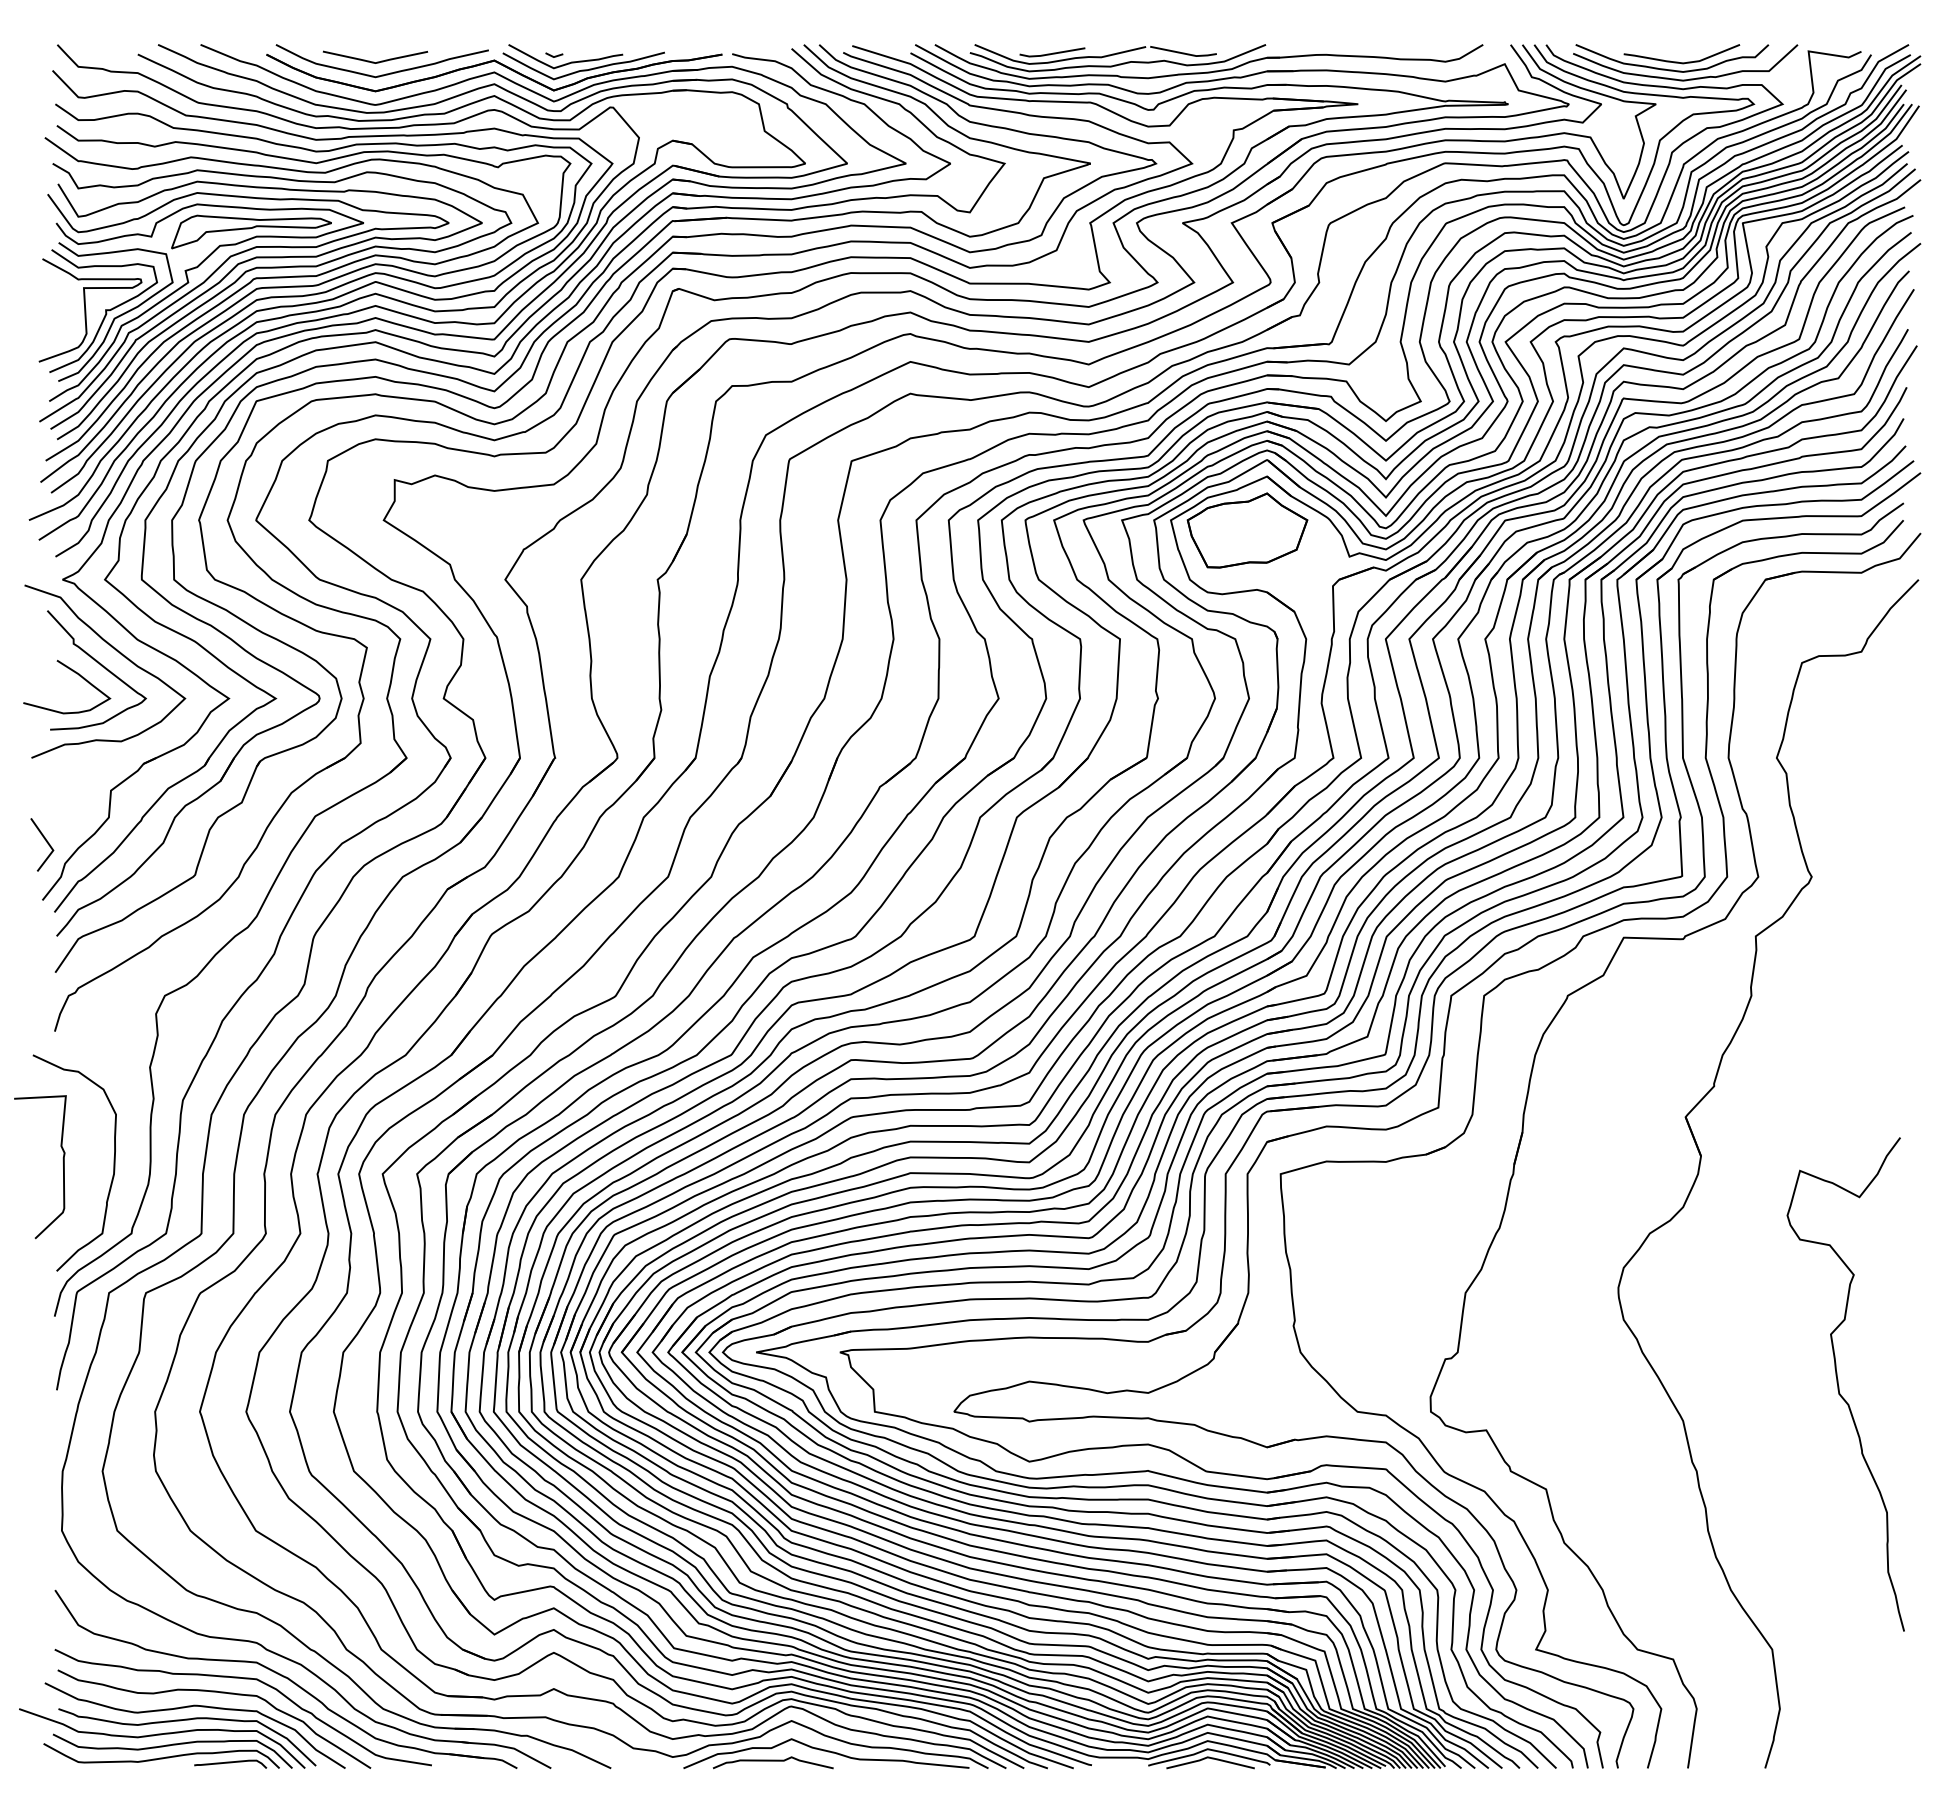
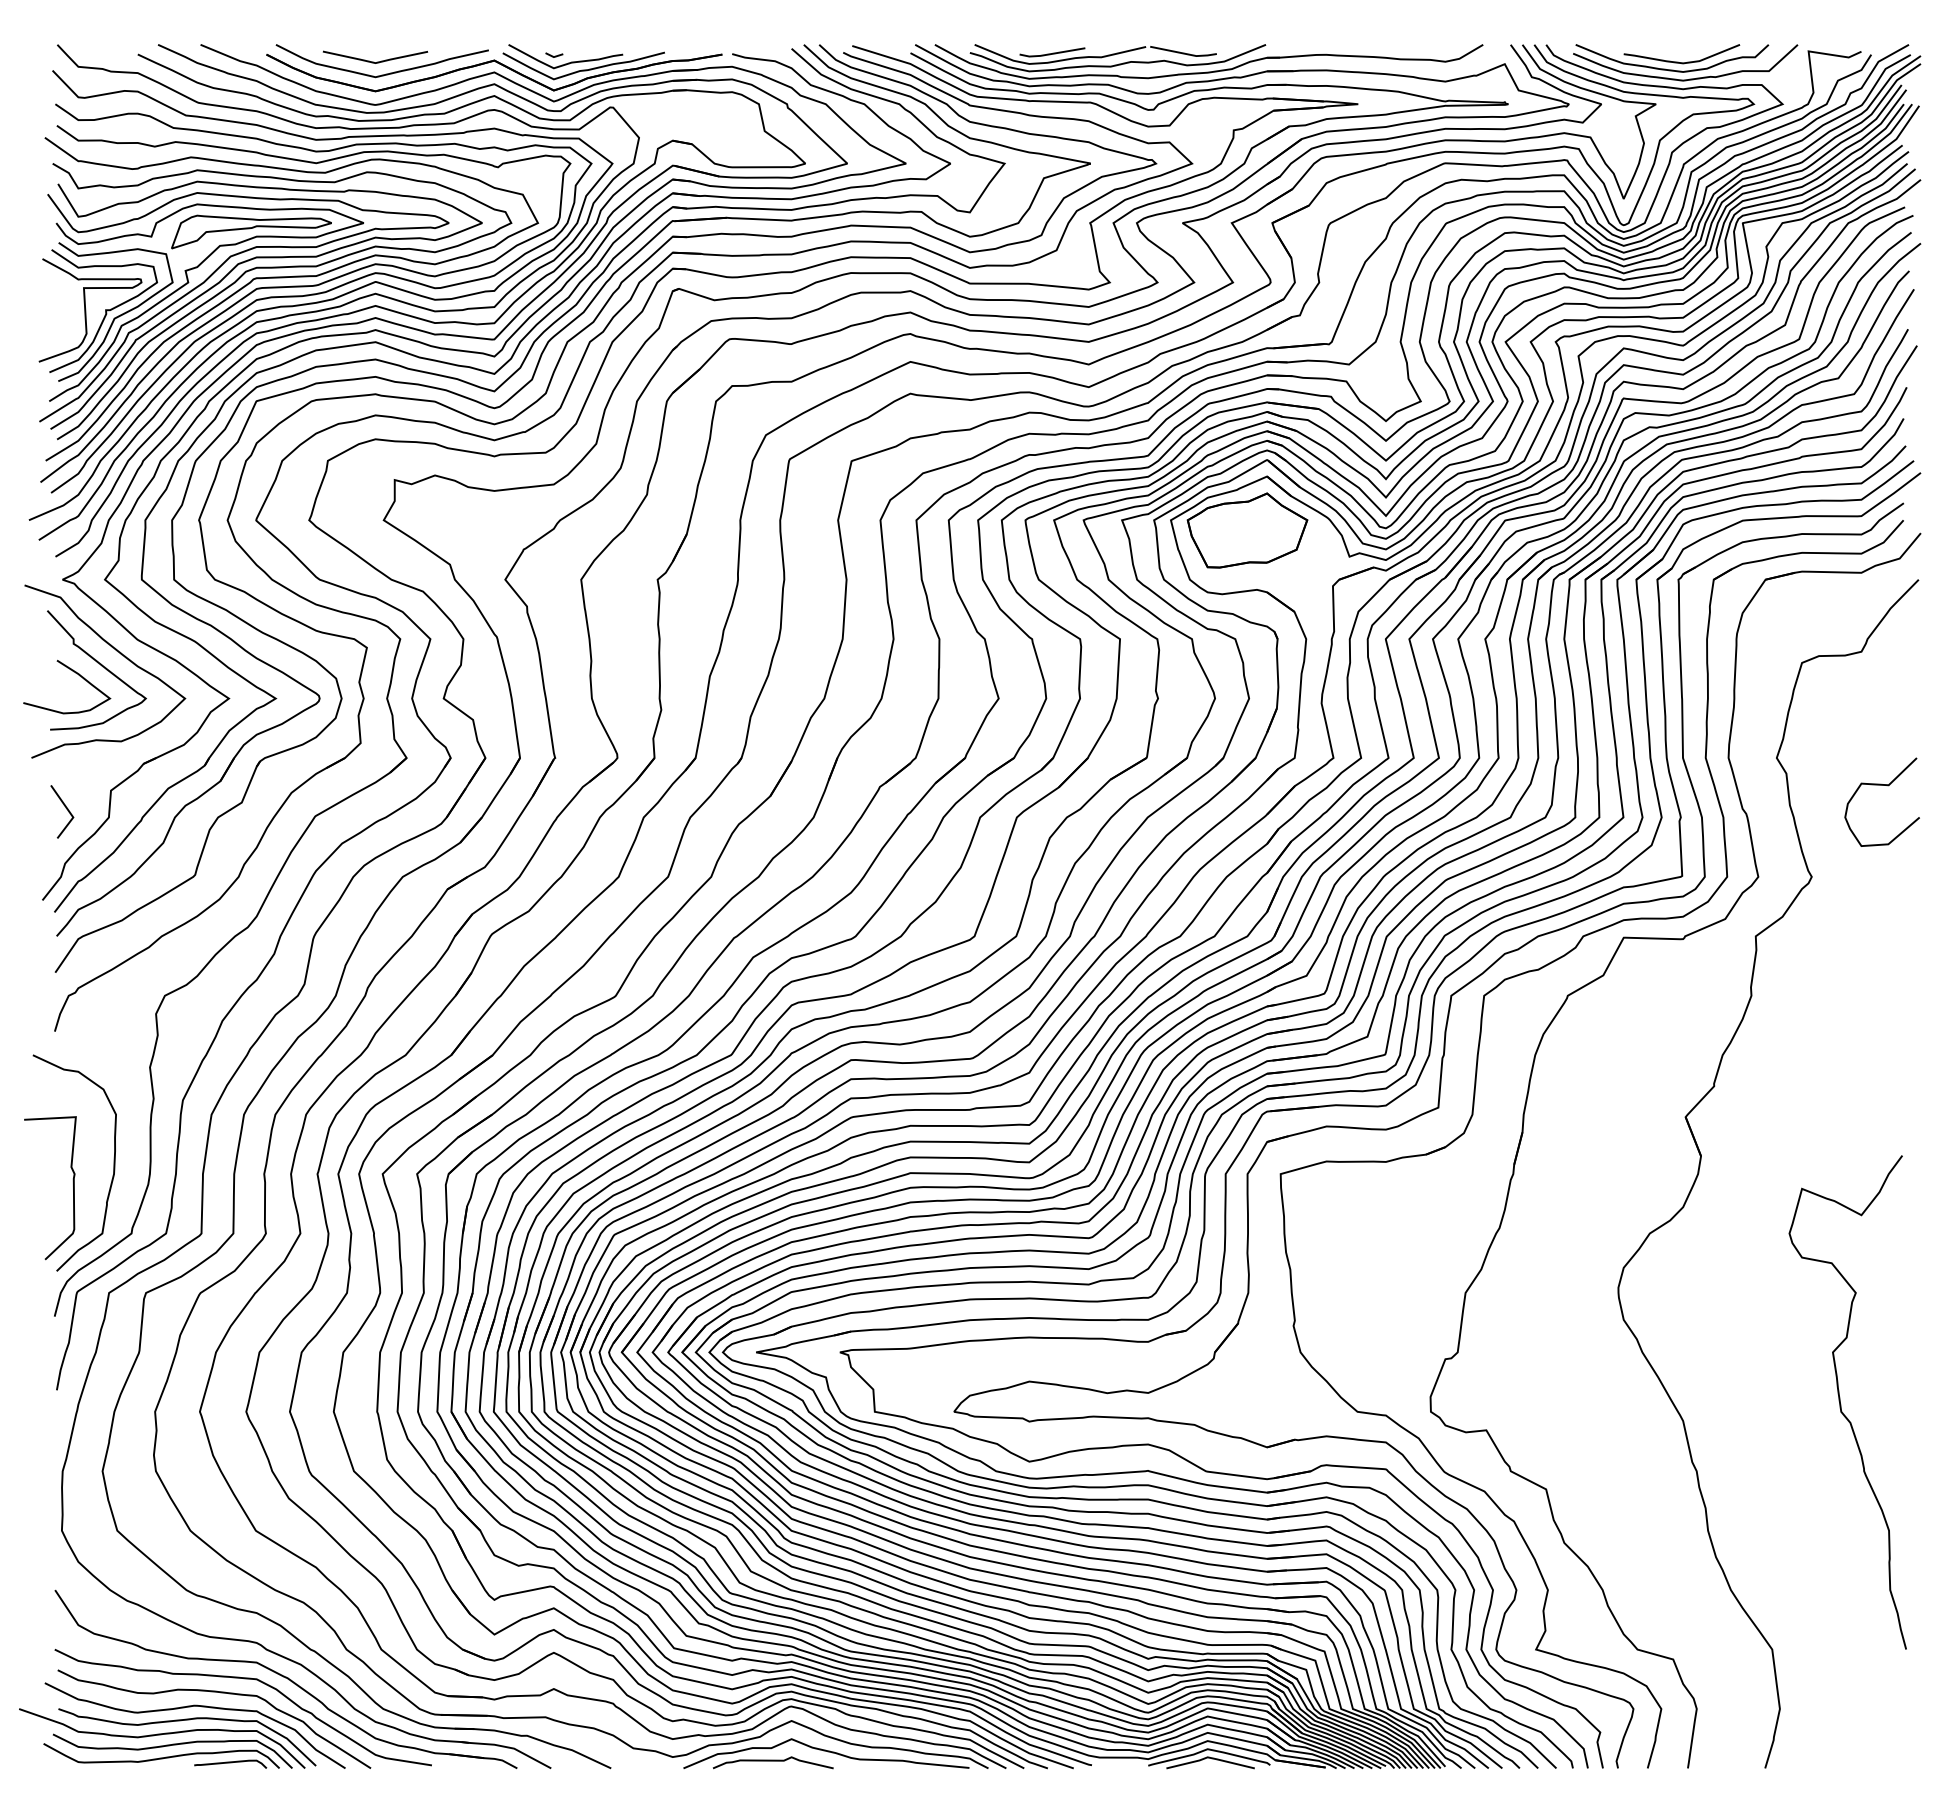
curve: none -> present (1881, 785)
line position: (45, 841) -> (65, 808) (65, 808)
curve position: (63, 1167) -> (73, 1188) (73, 1188)
curve position: (1839, 1386) -> (1841, 1404) (1841, 1404)
